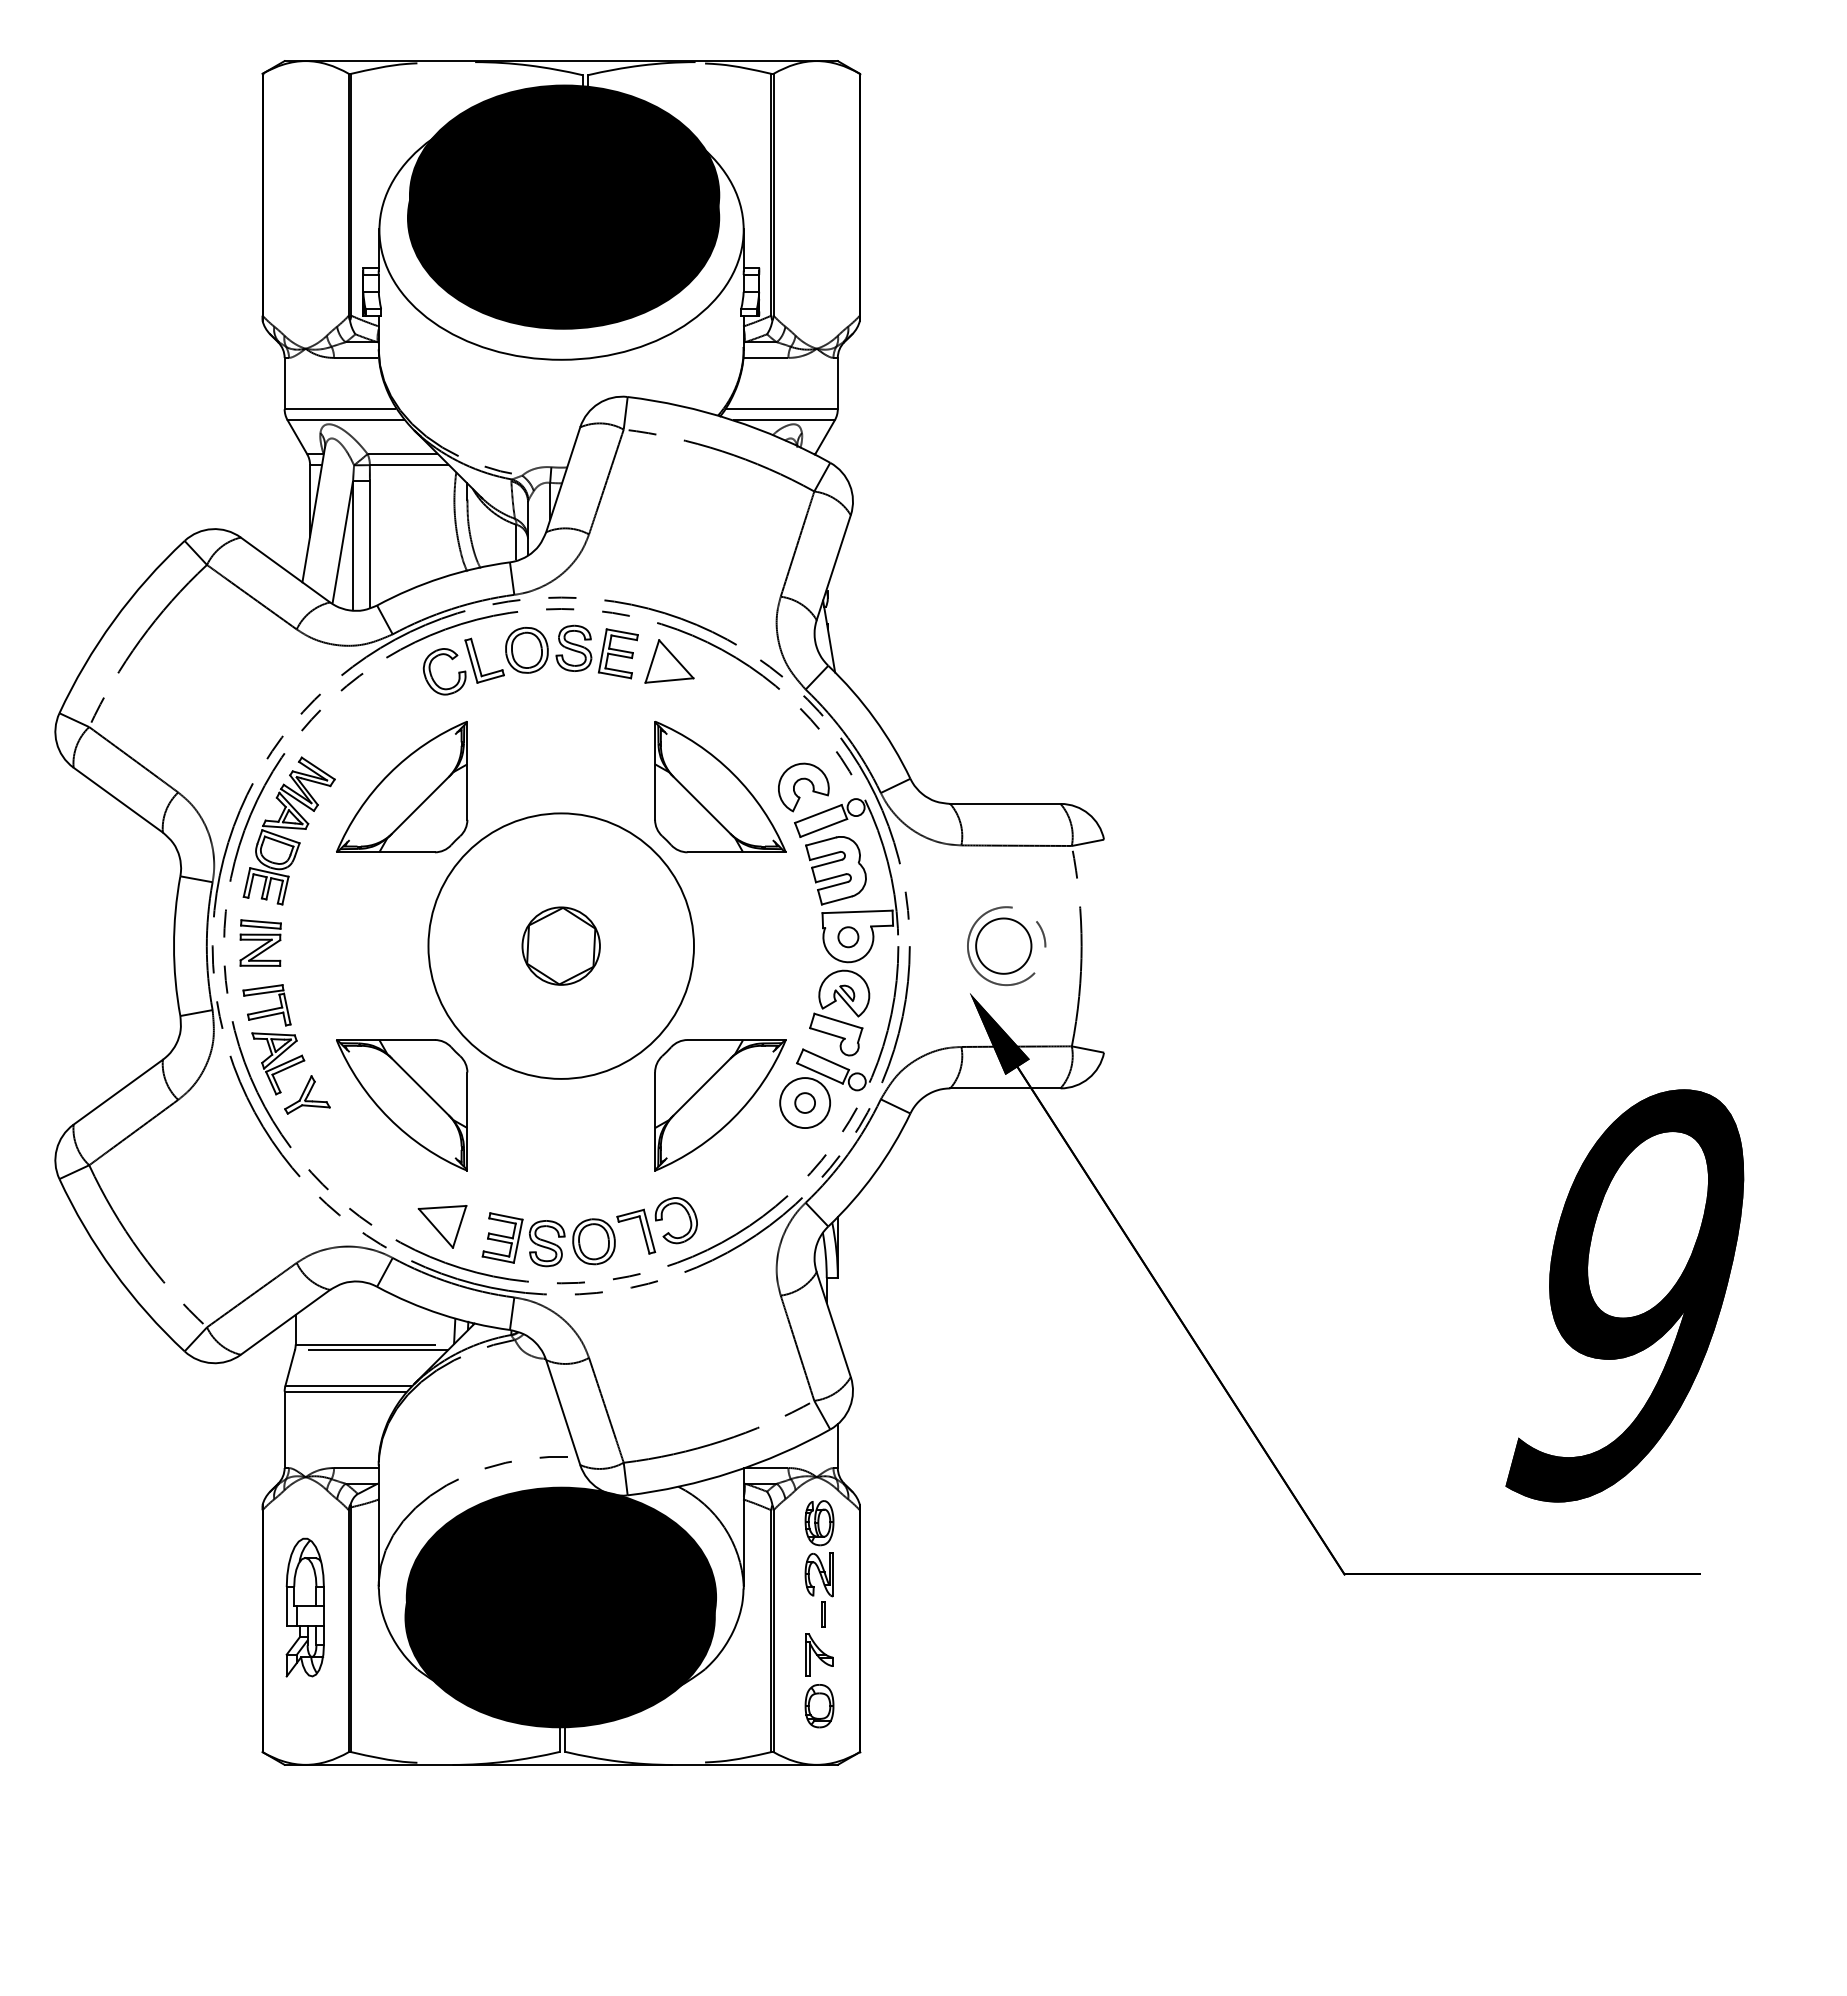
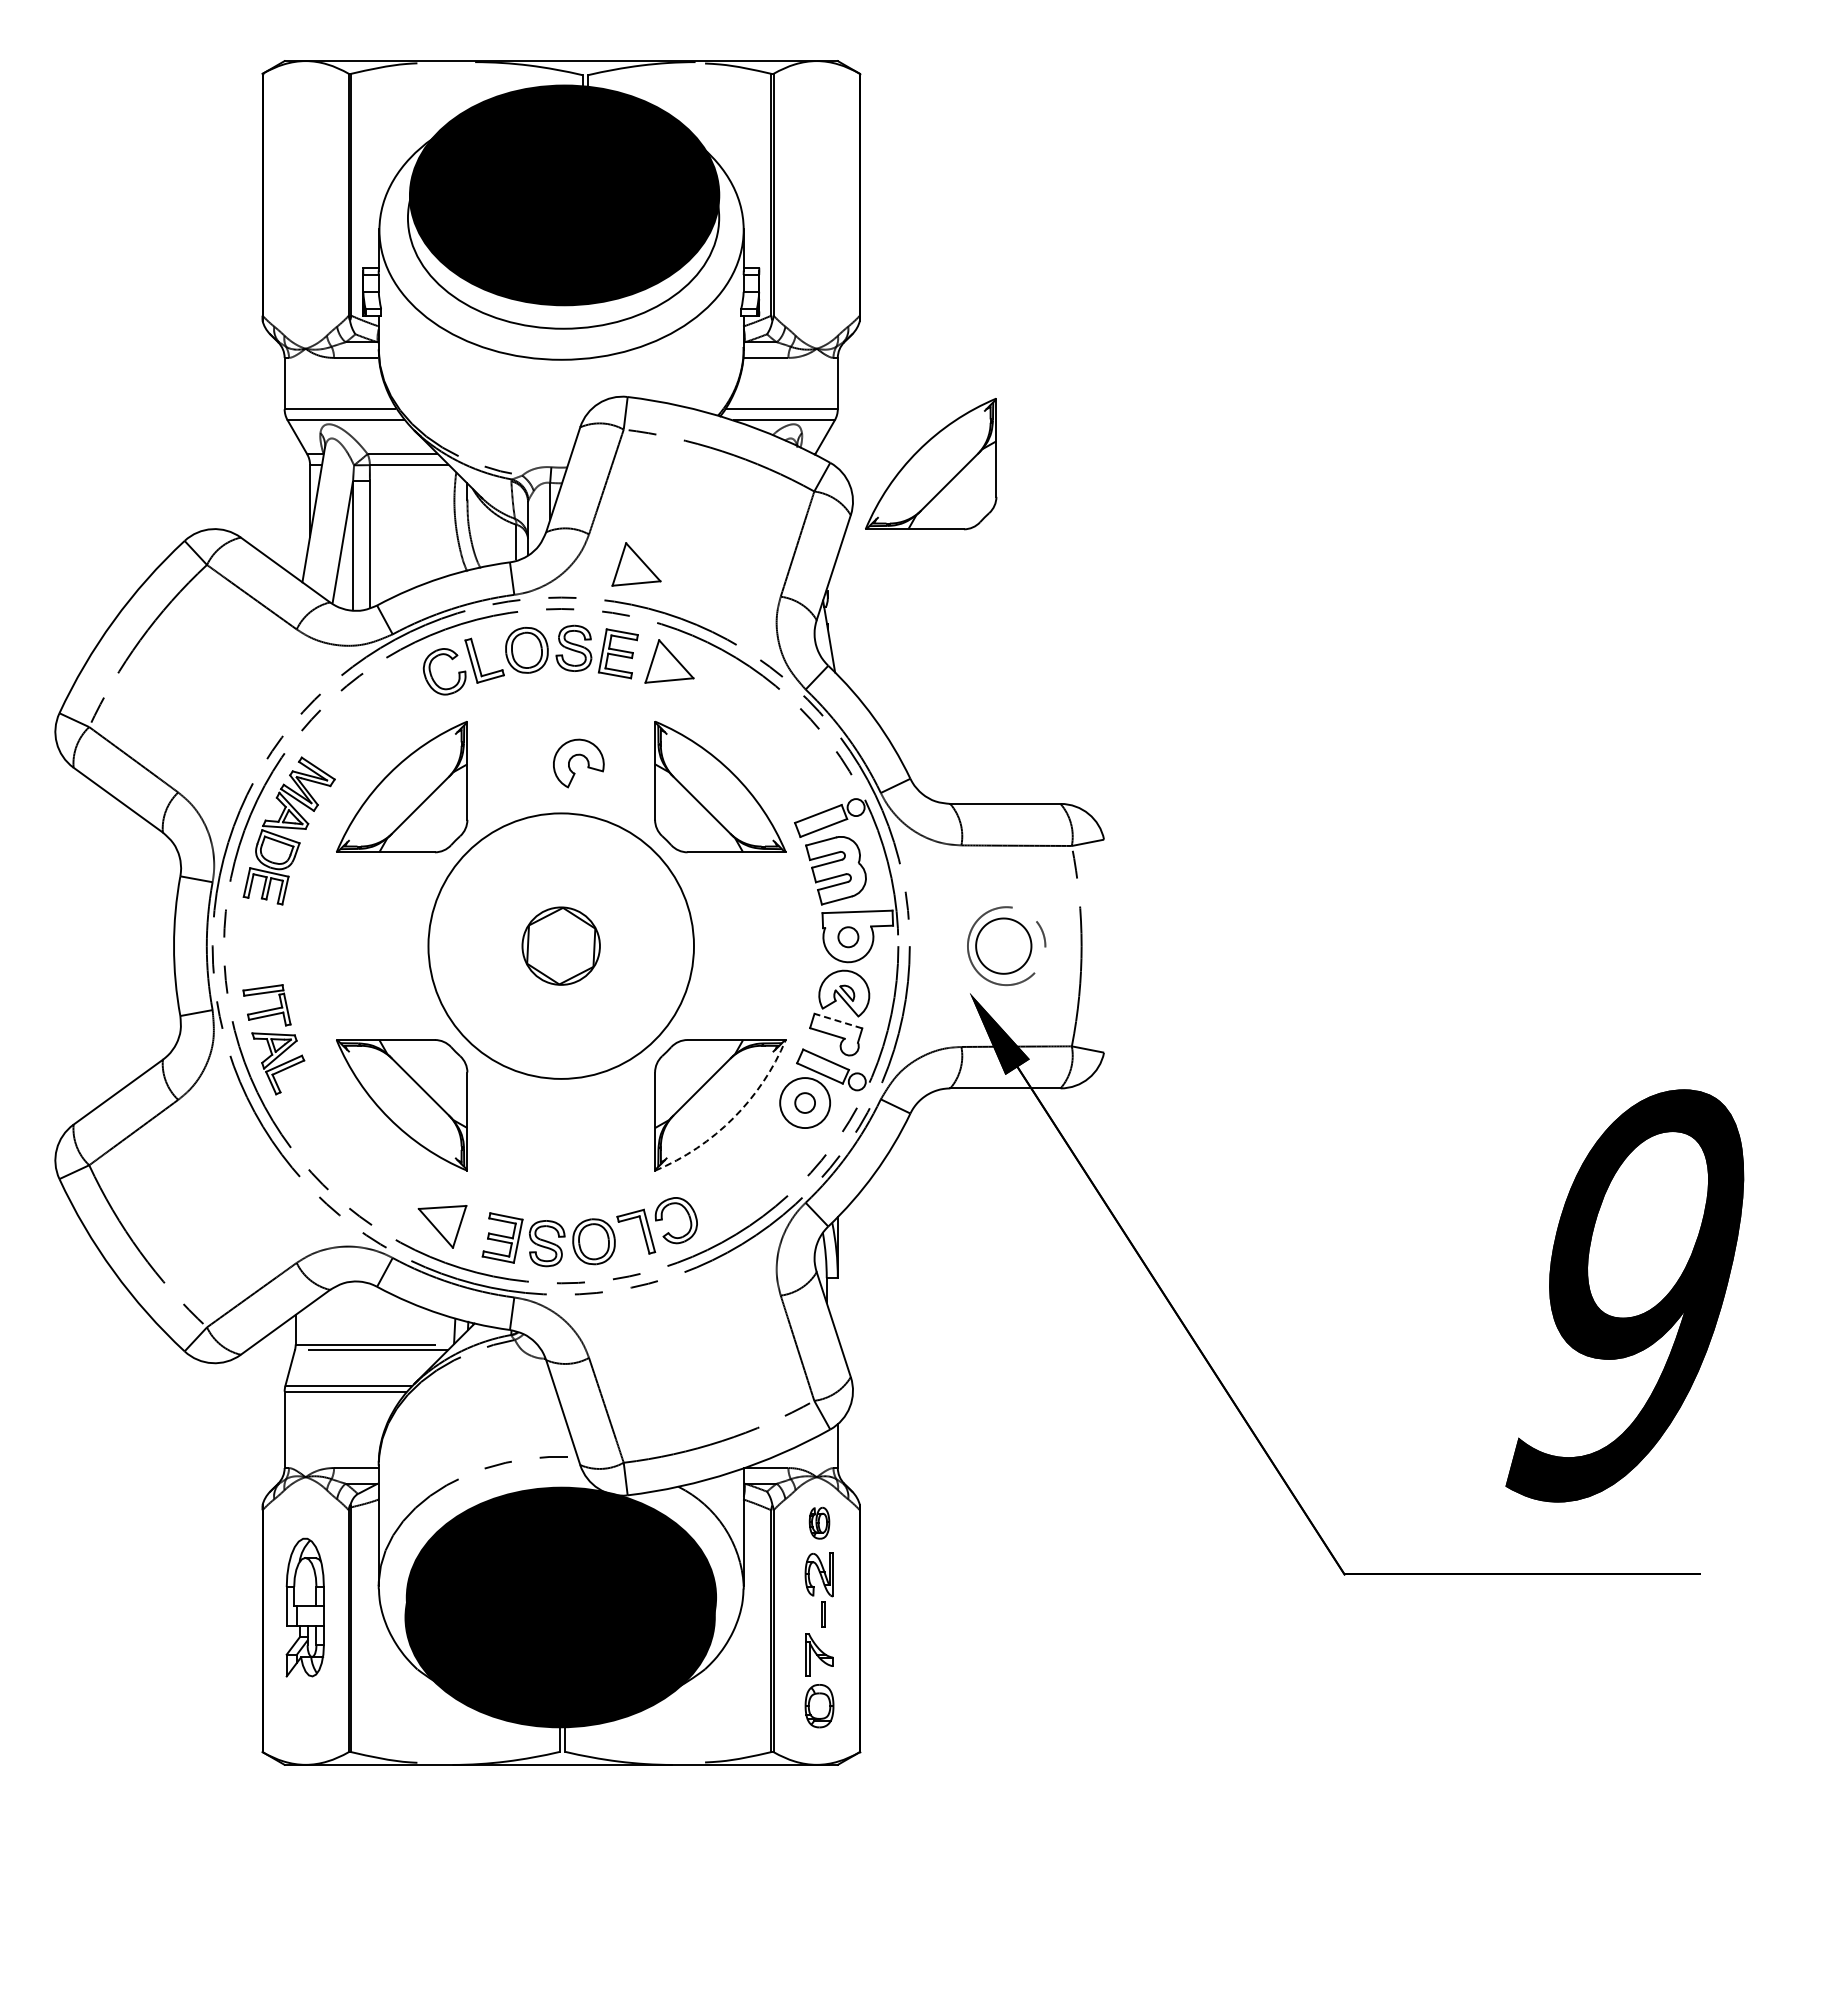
fill: present -> none (563, 217)
part: none -> present (931, 464)
part: none -> present (636, 564)
part position: (800, 780) -> (575, 756) (575, 756)
part: present -> none (260, 942)
line: solid -> dashed (837, 1020)
part: present -> none (307, 1094)
arc: solid -> dashed (733, 1118)
part size: 31x47 px -> 23x34 px (819, 1522)
